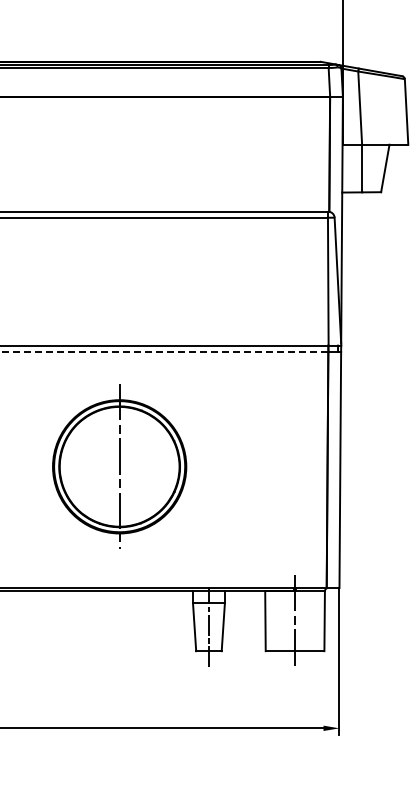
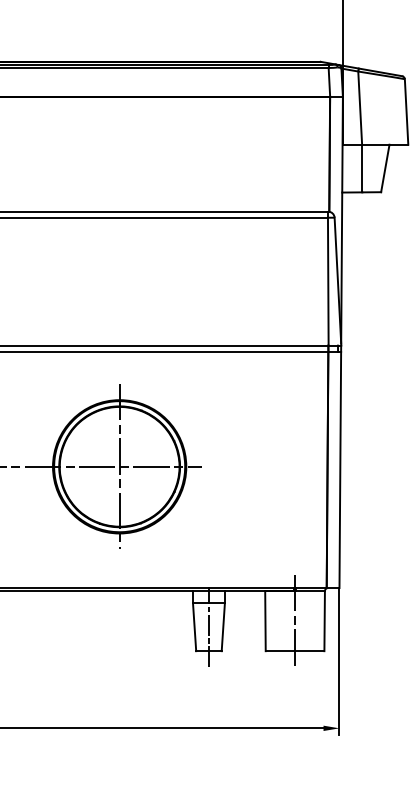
line: dashed -> solid (164, 352)
line: none -> present (102, 466)
